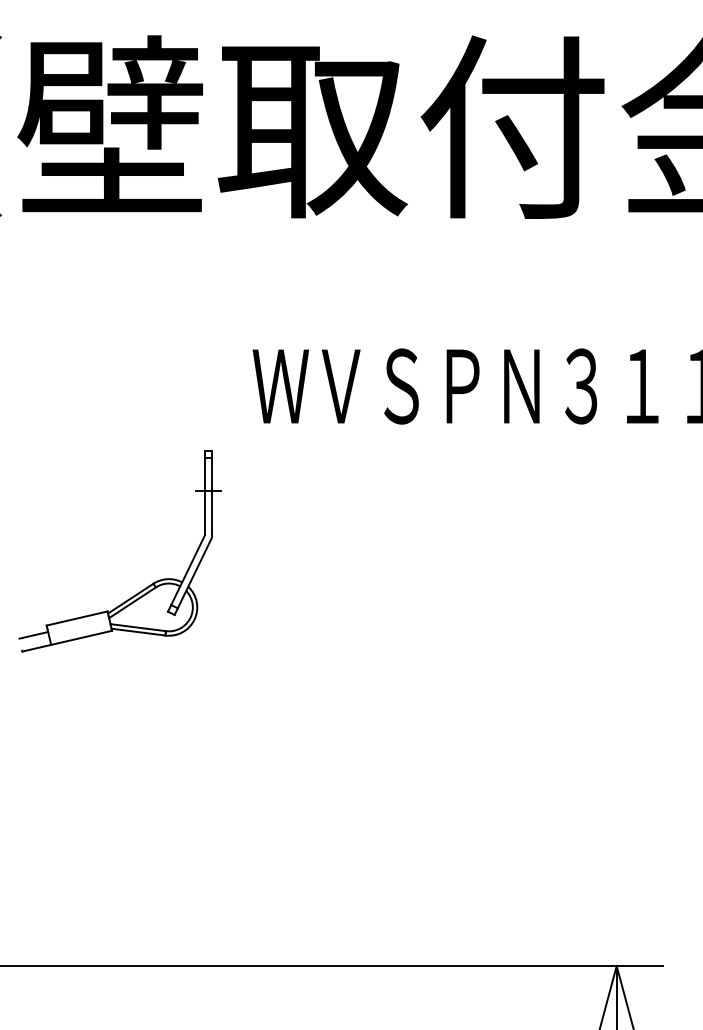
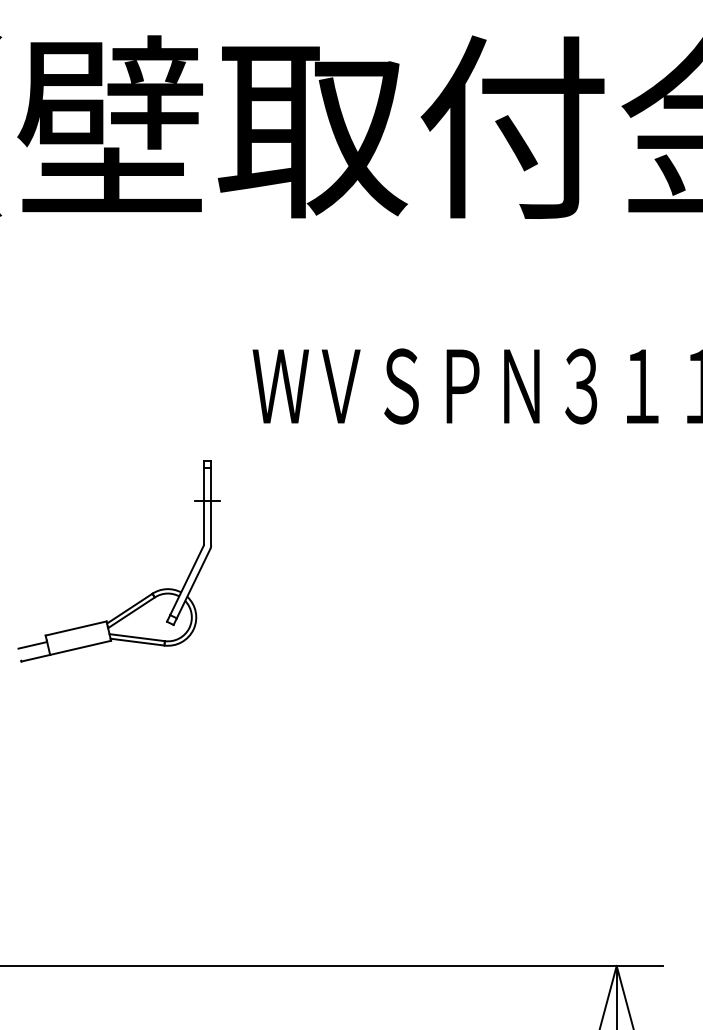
part position: (145, 587) -> (144, 597) (144, 597)
